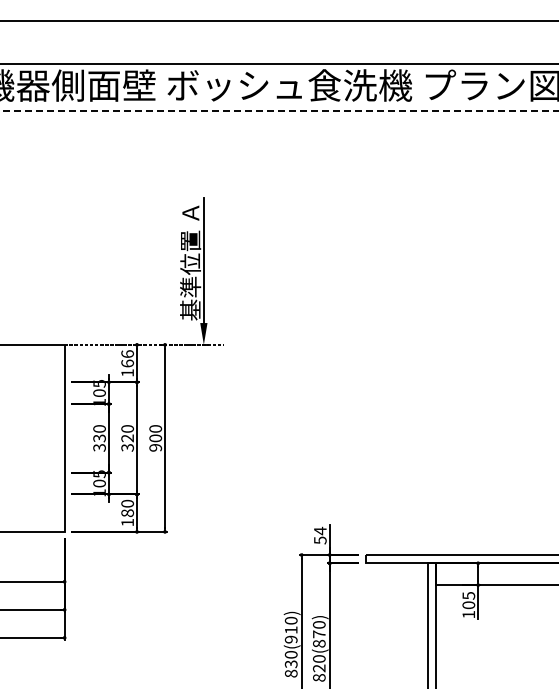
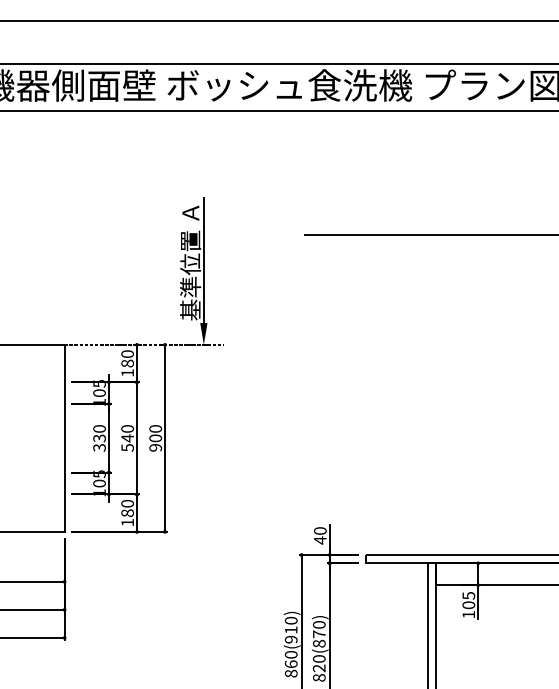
line: dashed -> solid (279, 111)
line: none -> present (429, 234)
text: 166 -> 180 (127, 358)
text: 320 -> 540 (127, 442)
text: 54 -> 40 (320, 535)
text: 830(910) -> 860(910) (290, 664)
